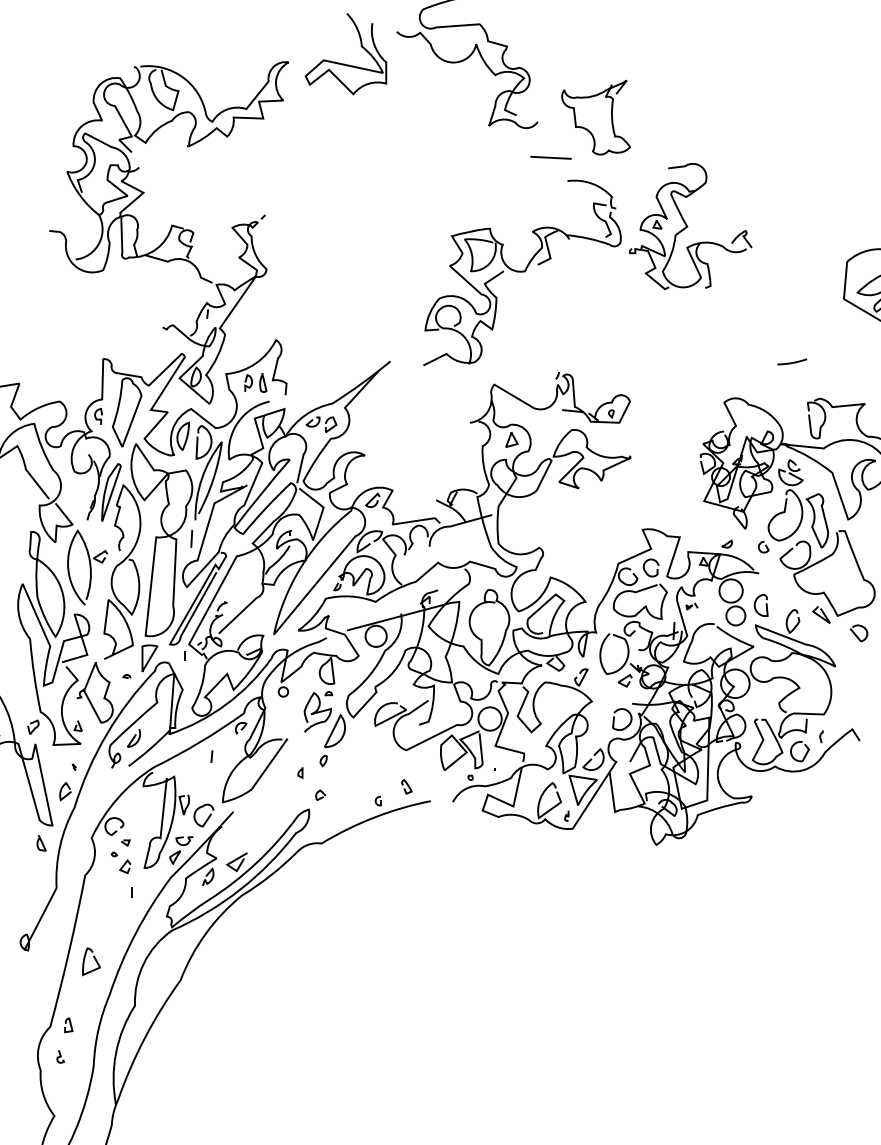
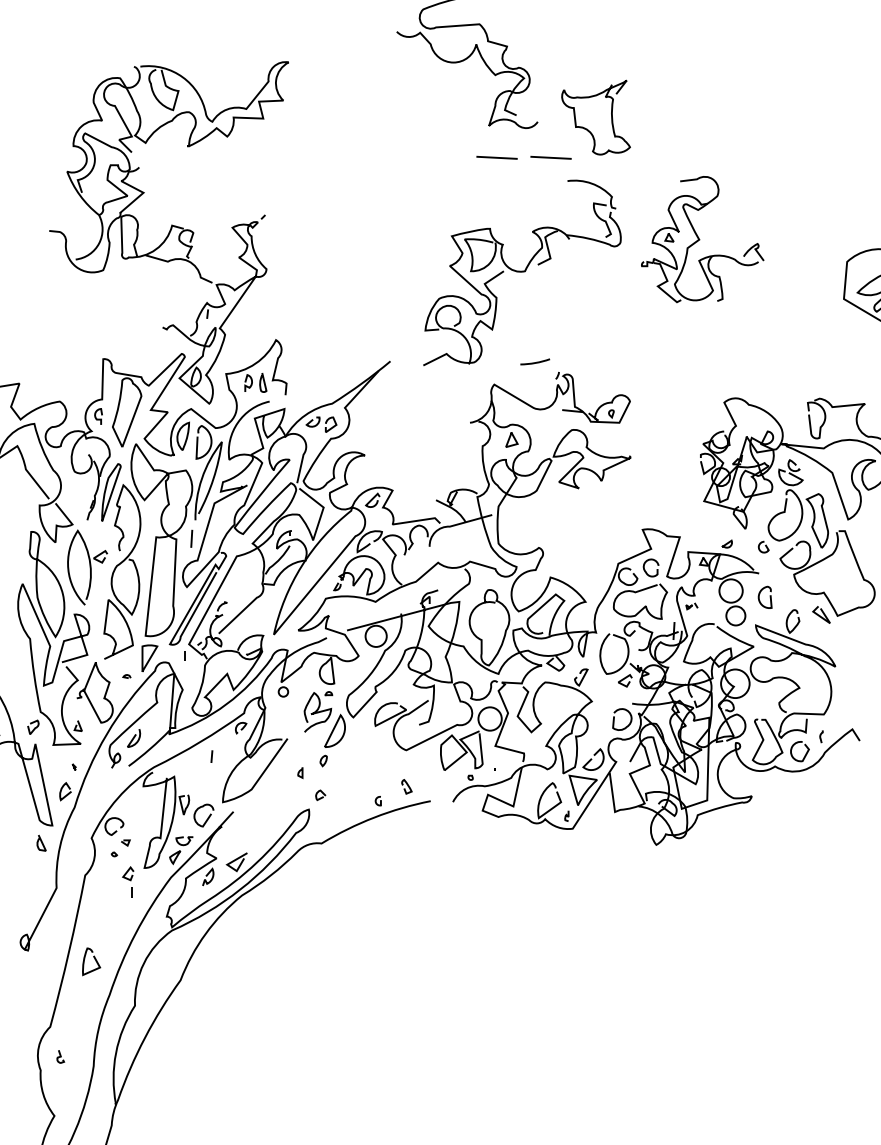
curve: present -> none (344, 63)
line: none -> present (496, 157)
part position: (690, 226) -> (702, 239) (702, 239)
curve position: (793, 361) -> (536, 361) (536, 361)
curve position: (756, 602) -> (760, 594) (760, 594)
curve: present -> none (856, 634)
line position: (124, 866) -> (127, 873) (127, 873)
curve: present -> none (69, 1024)
